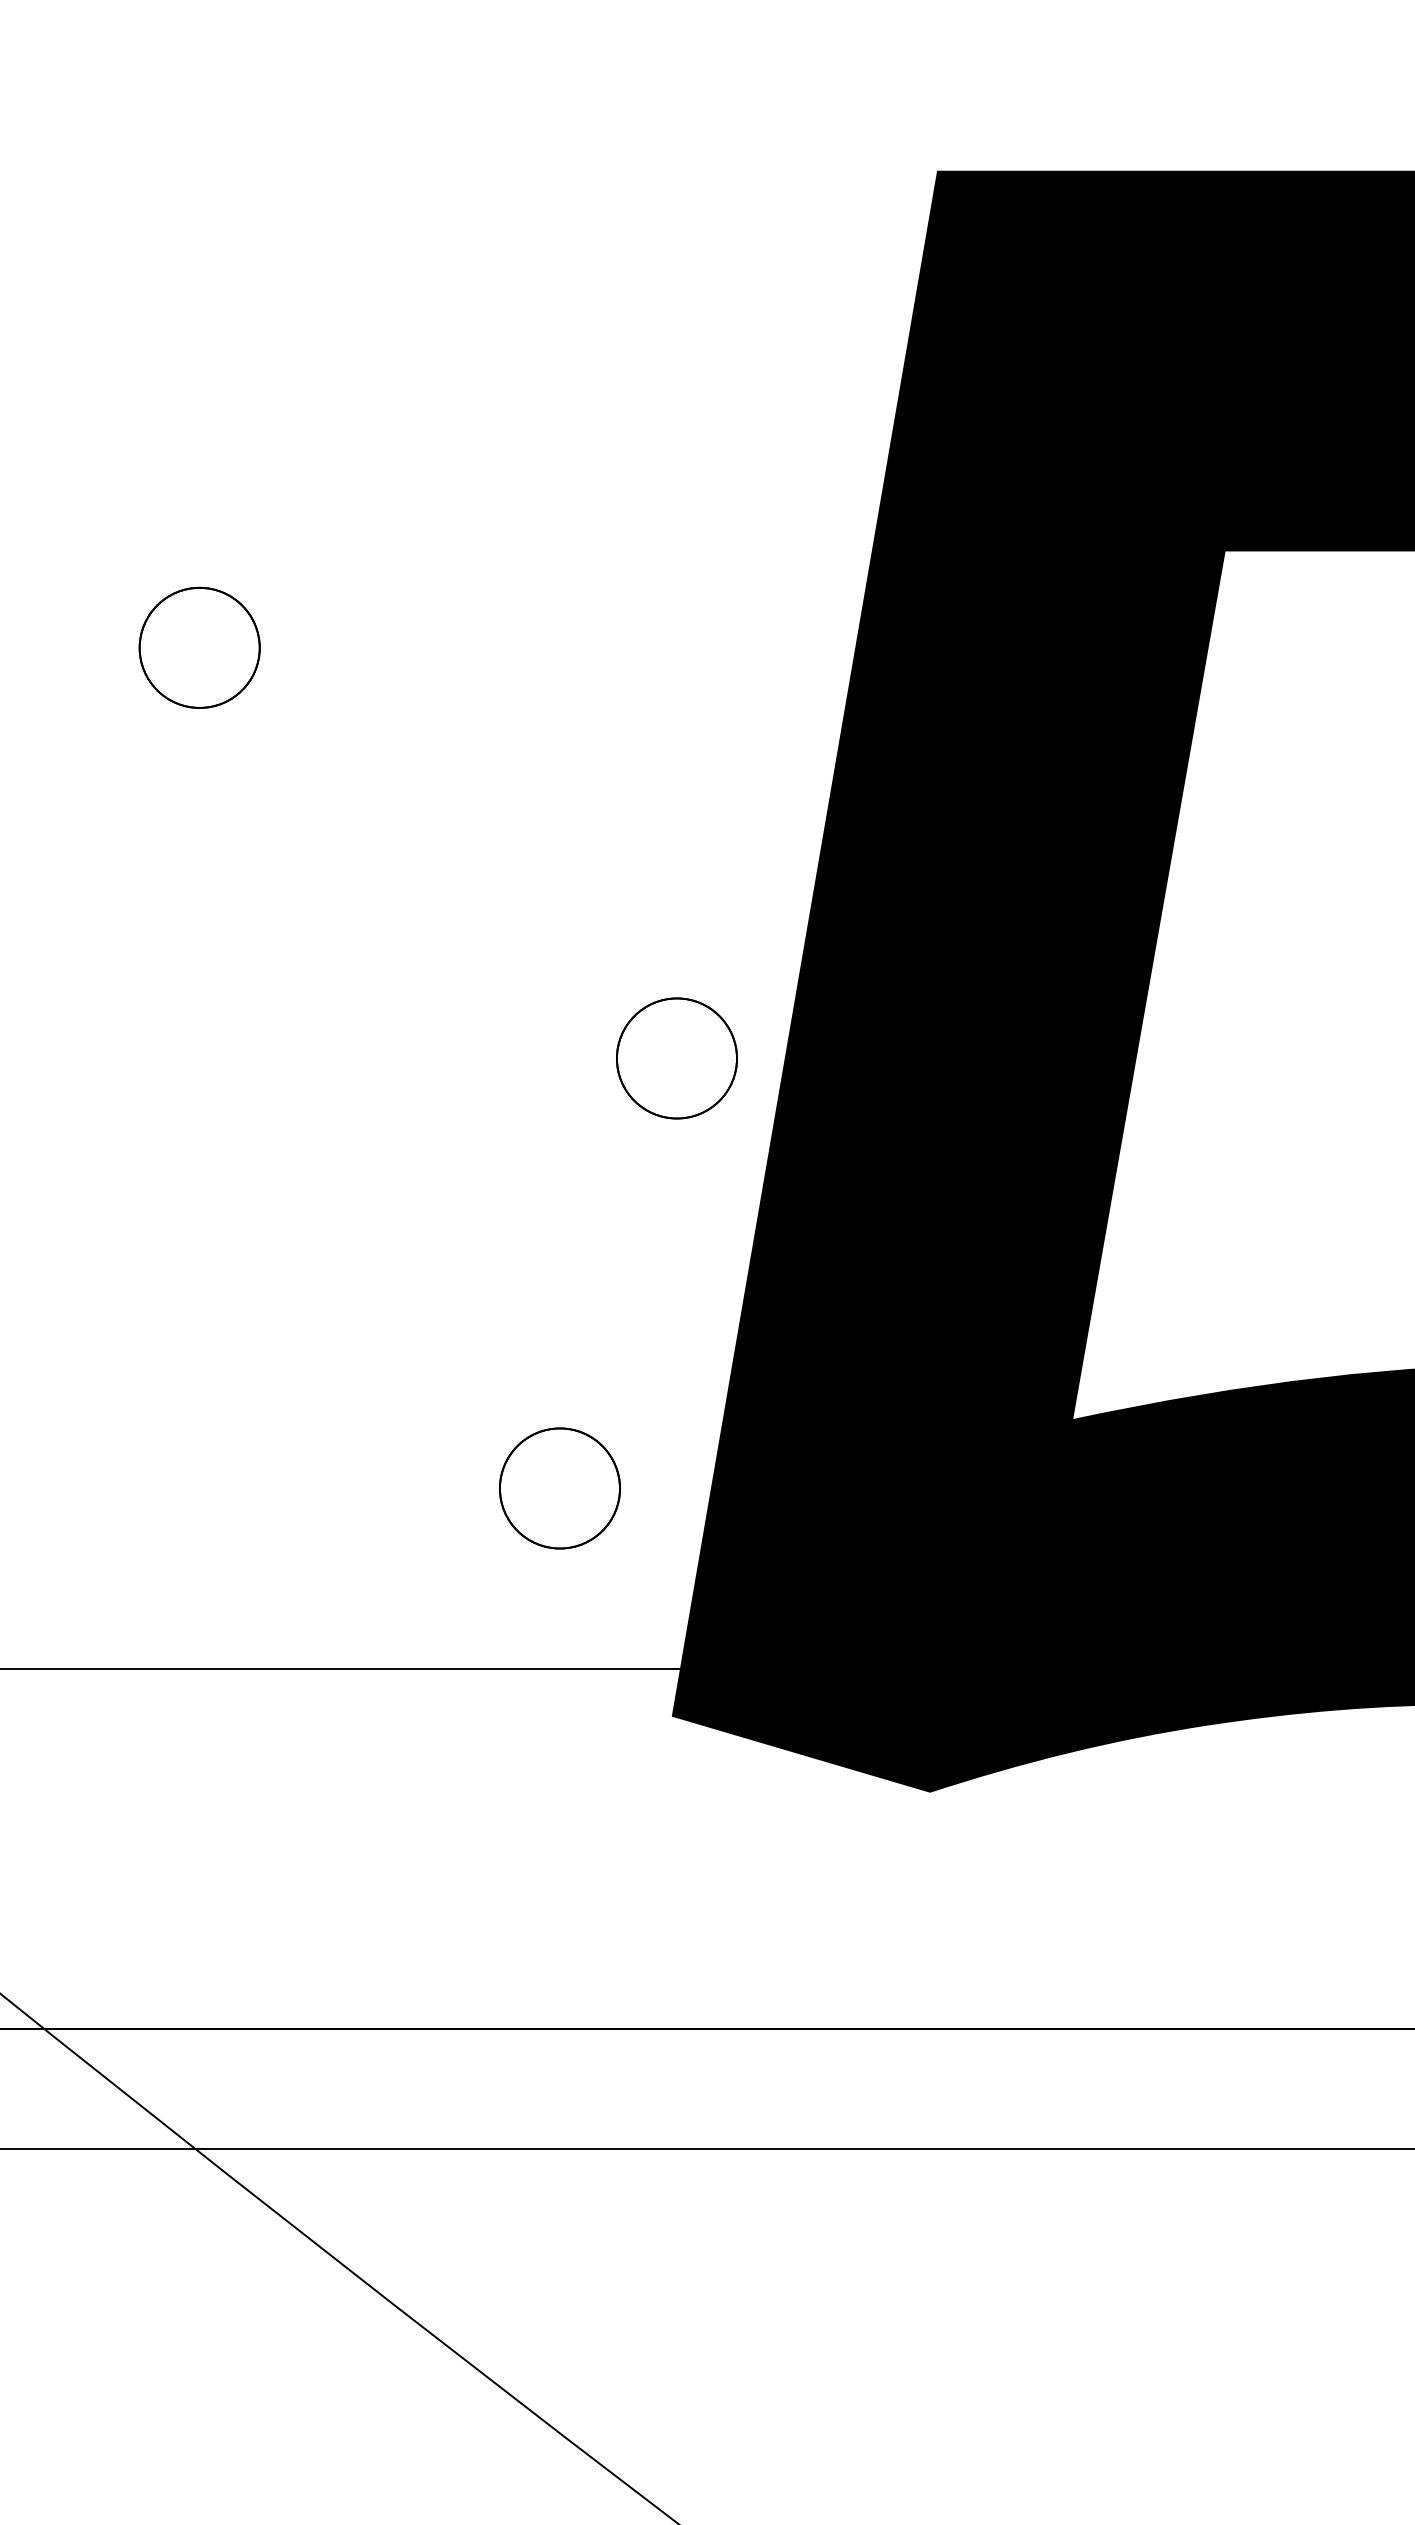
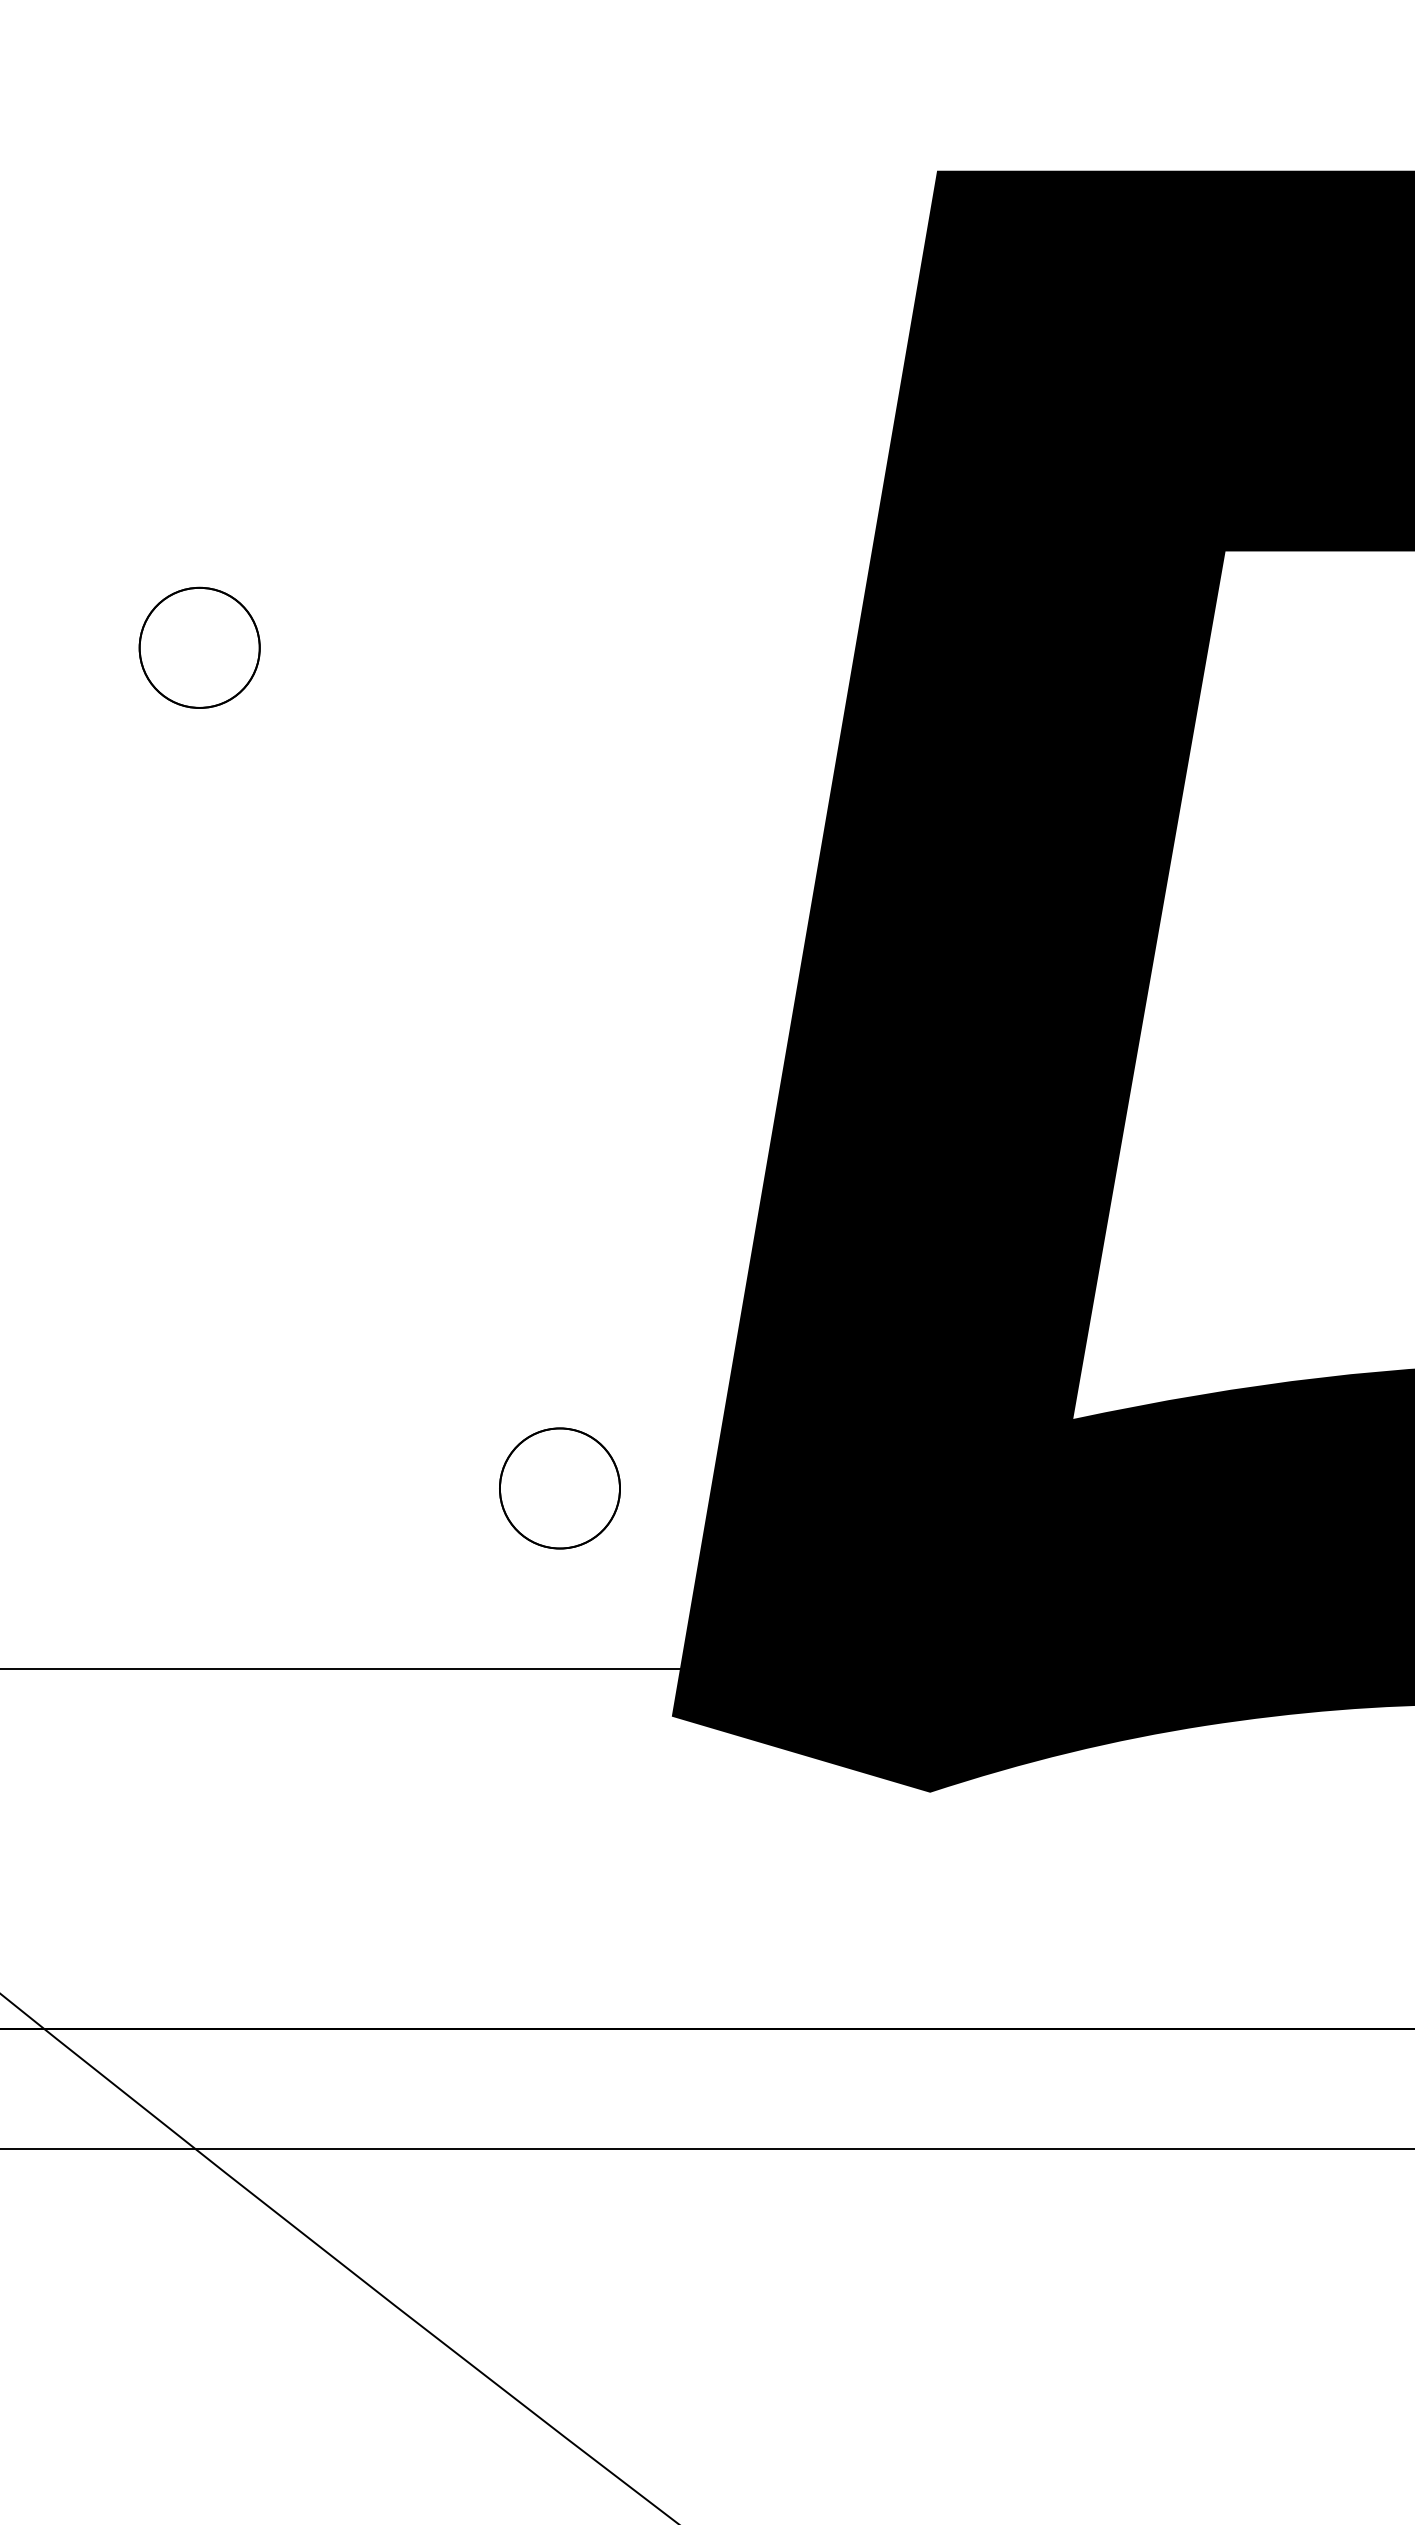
part: present -> none (676, 1058)
